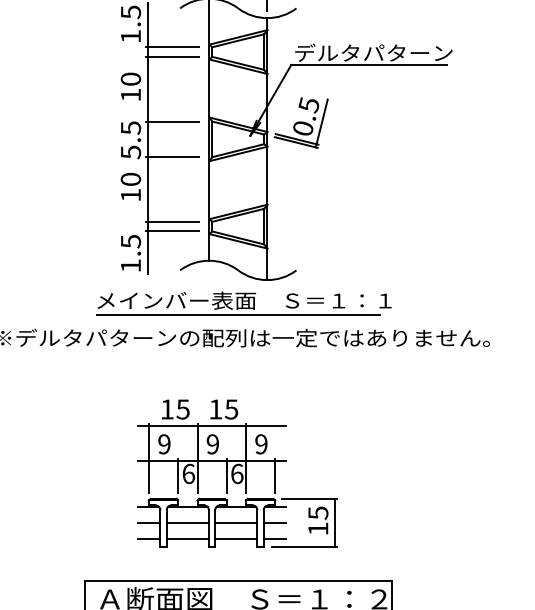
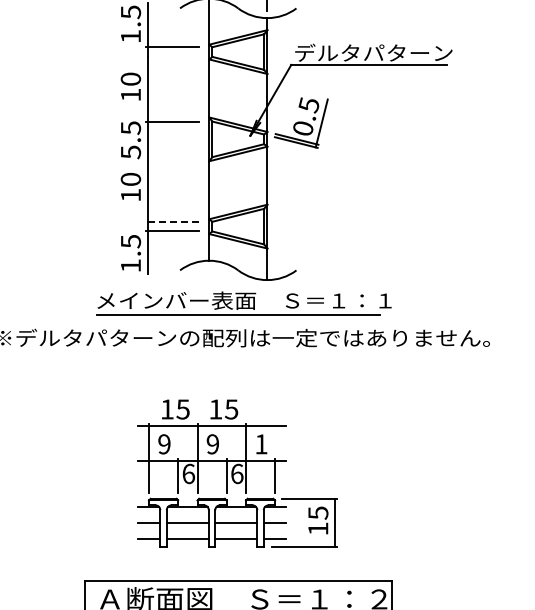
line: present -> none (172, 56)
line: present -> none (172, 157)
line: solid -> dashed (172, 221)
text: 9 -> 1 (261, 444)
